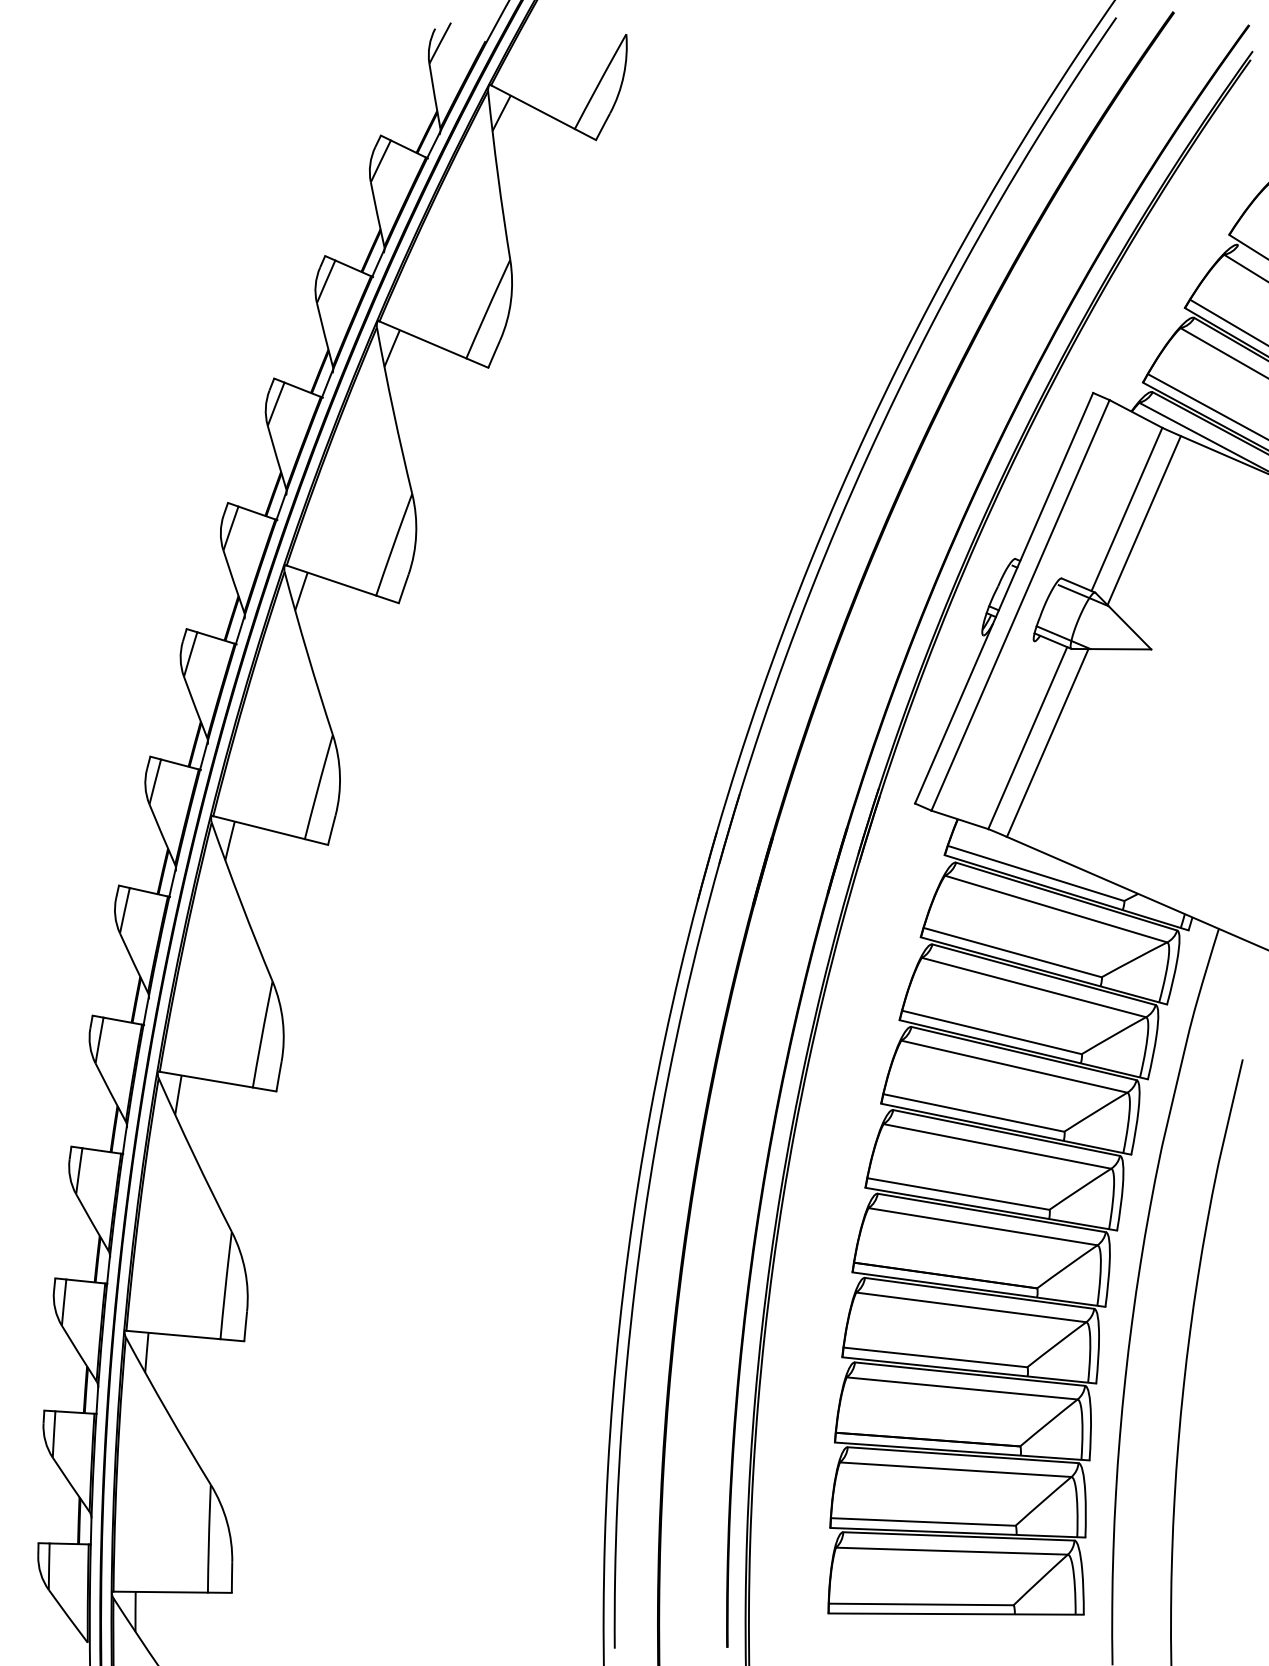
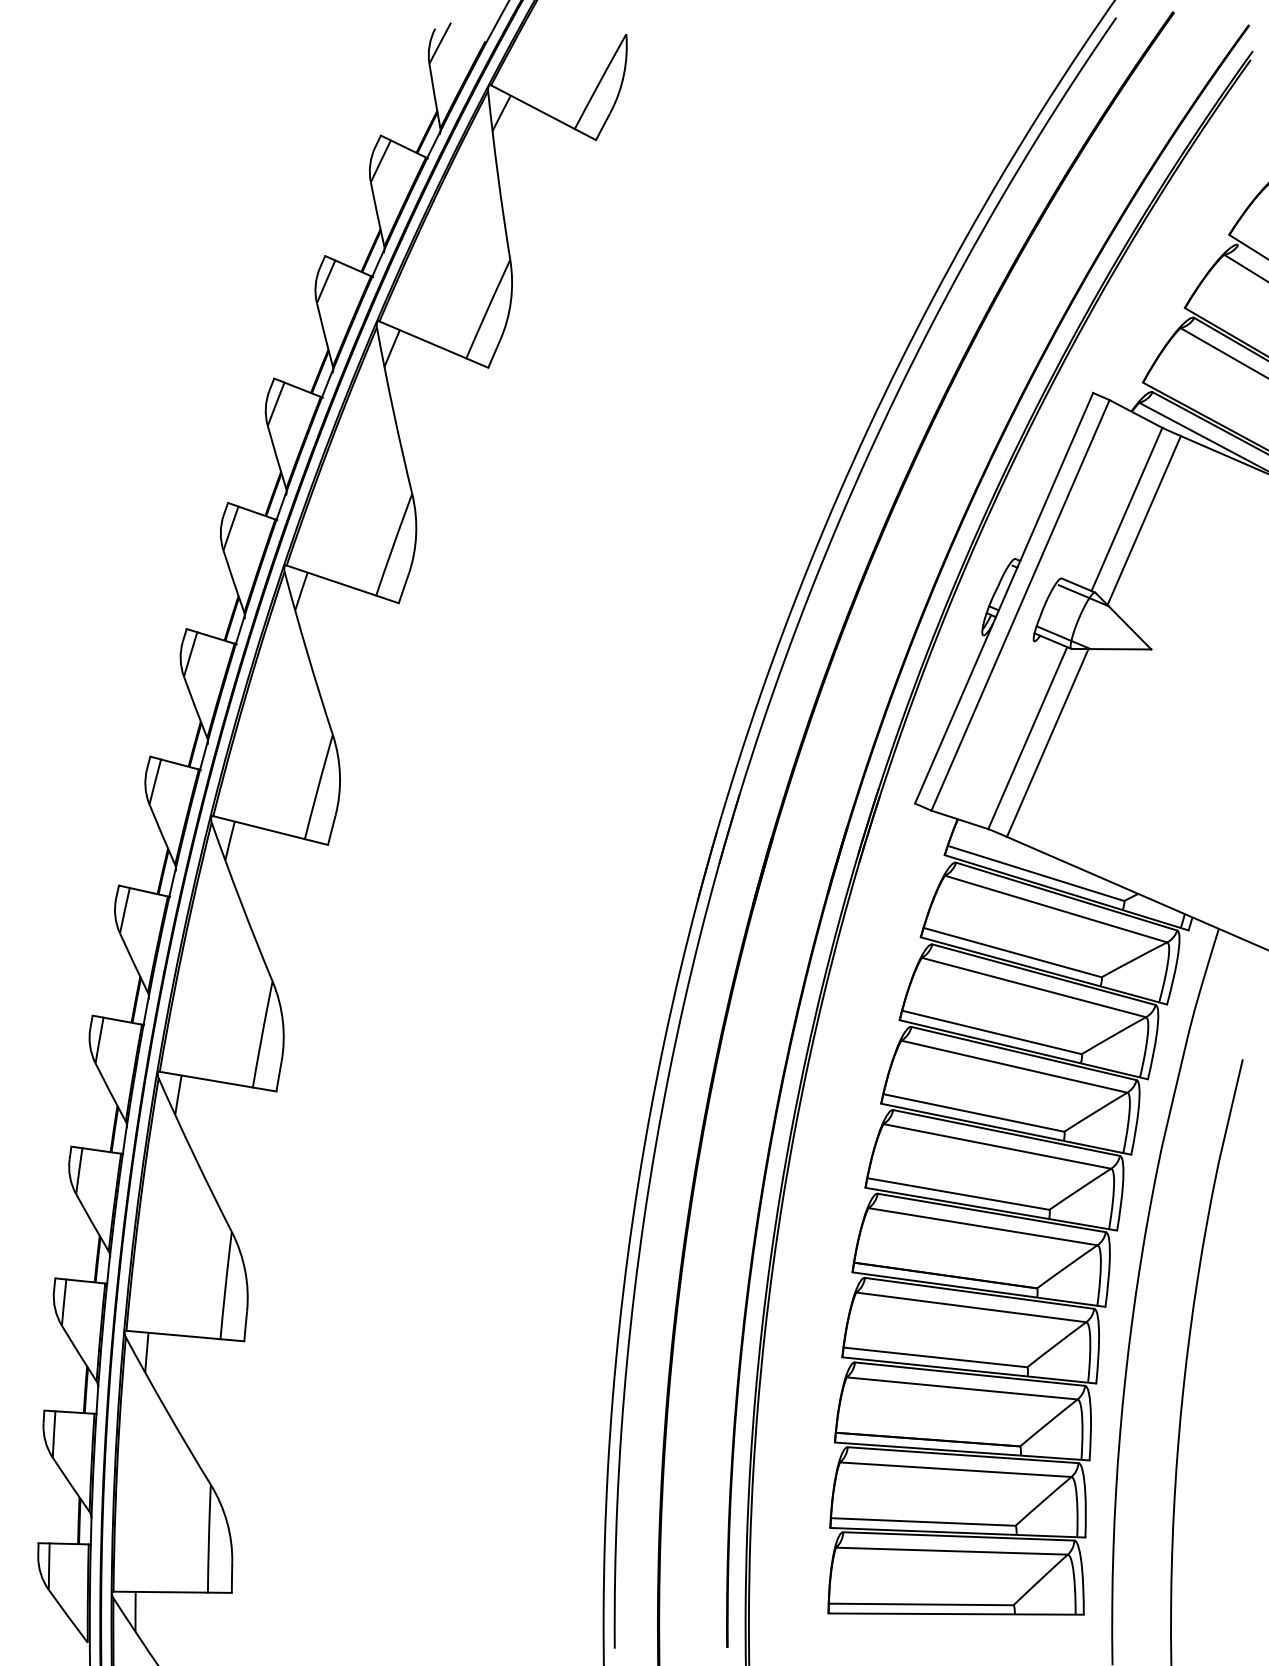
line: present -> none (1227, 321)
line: present -> none (1206, 406)
